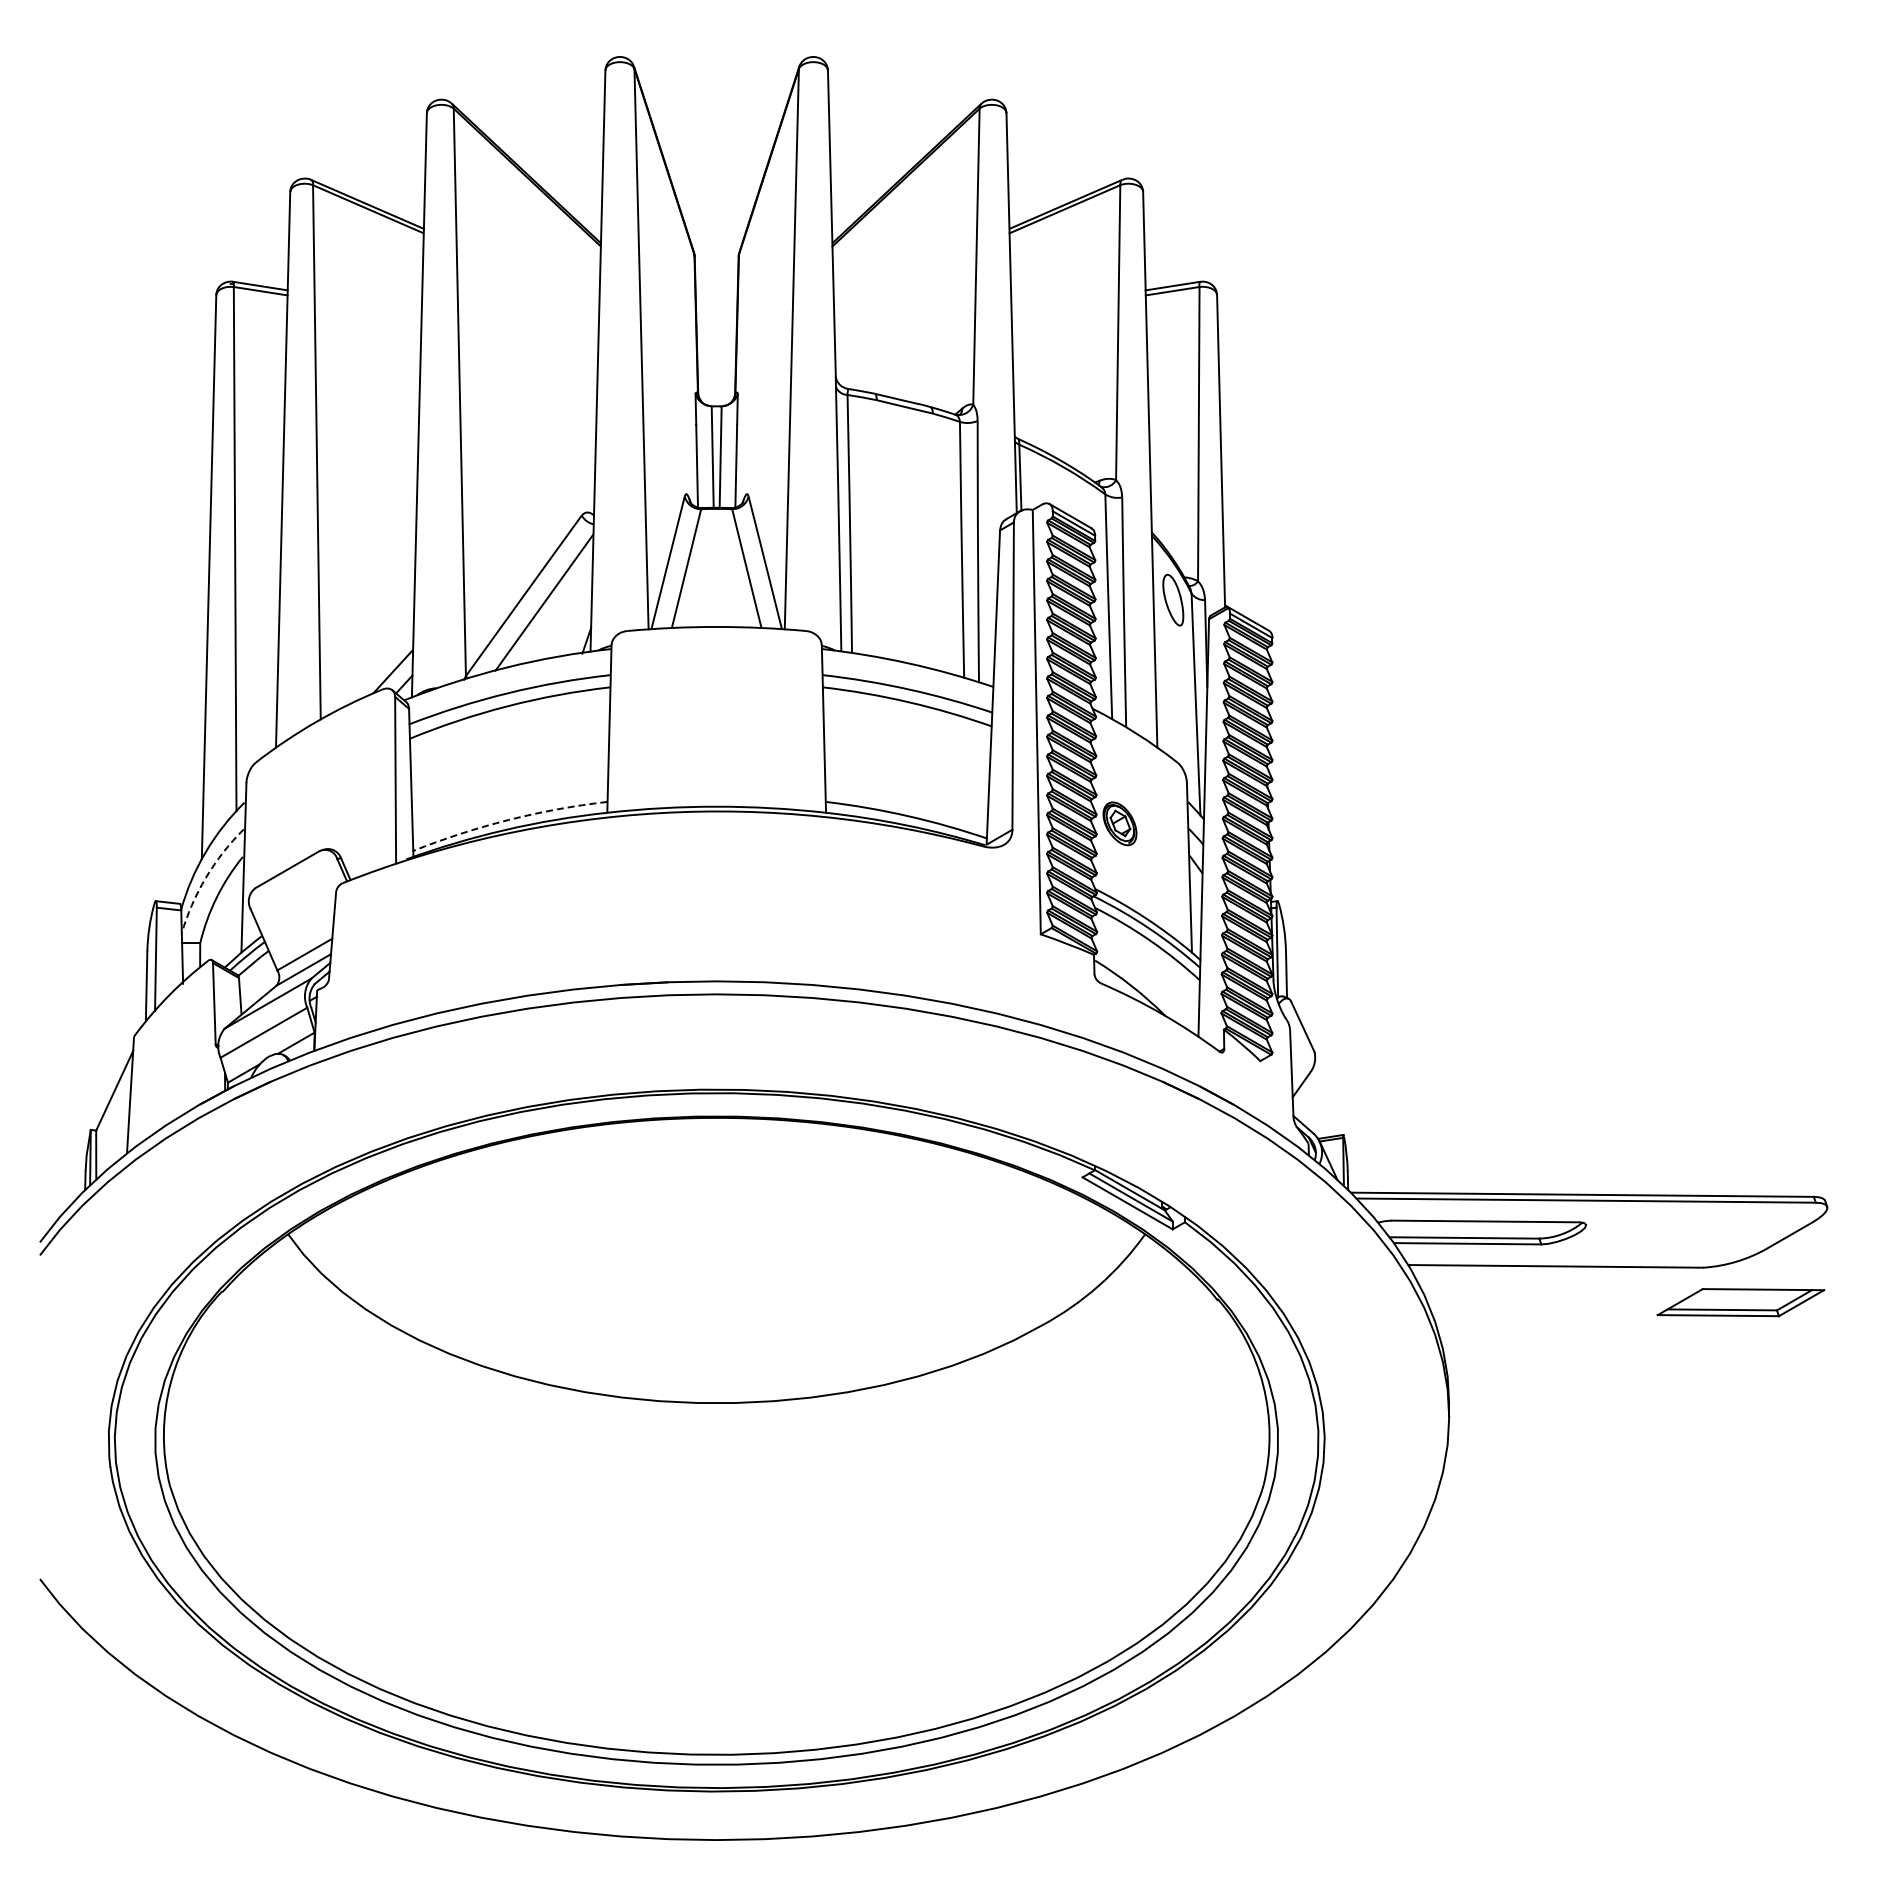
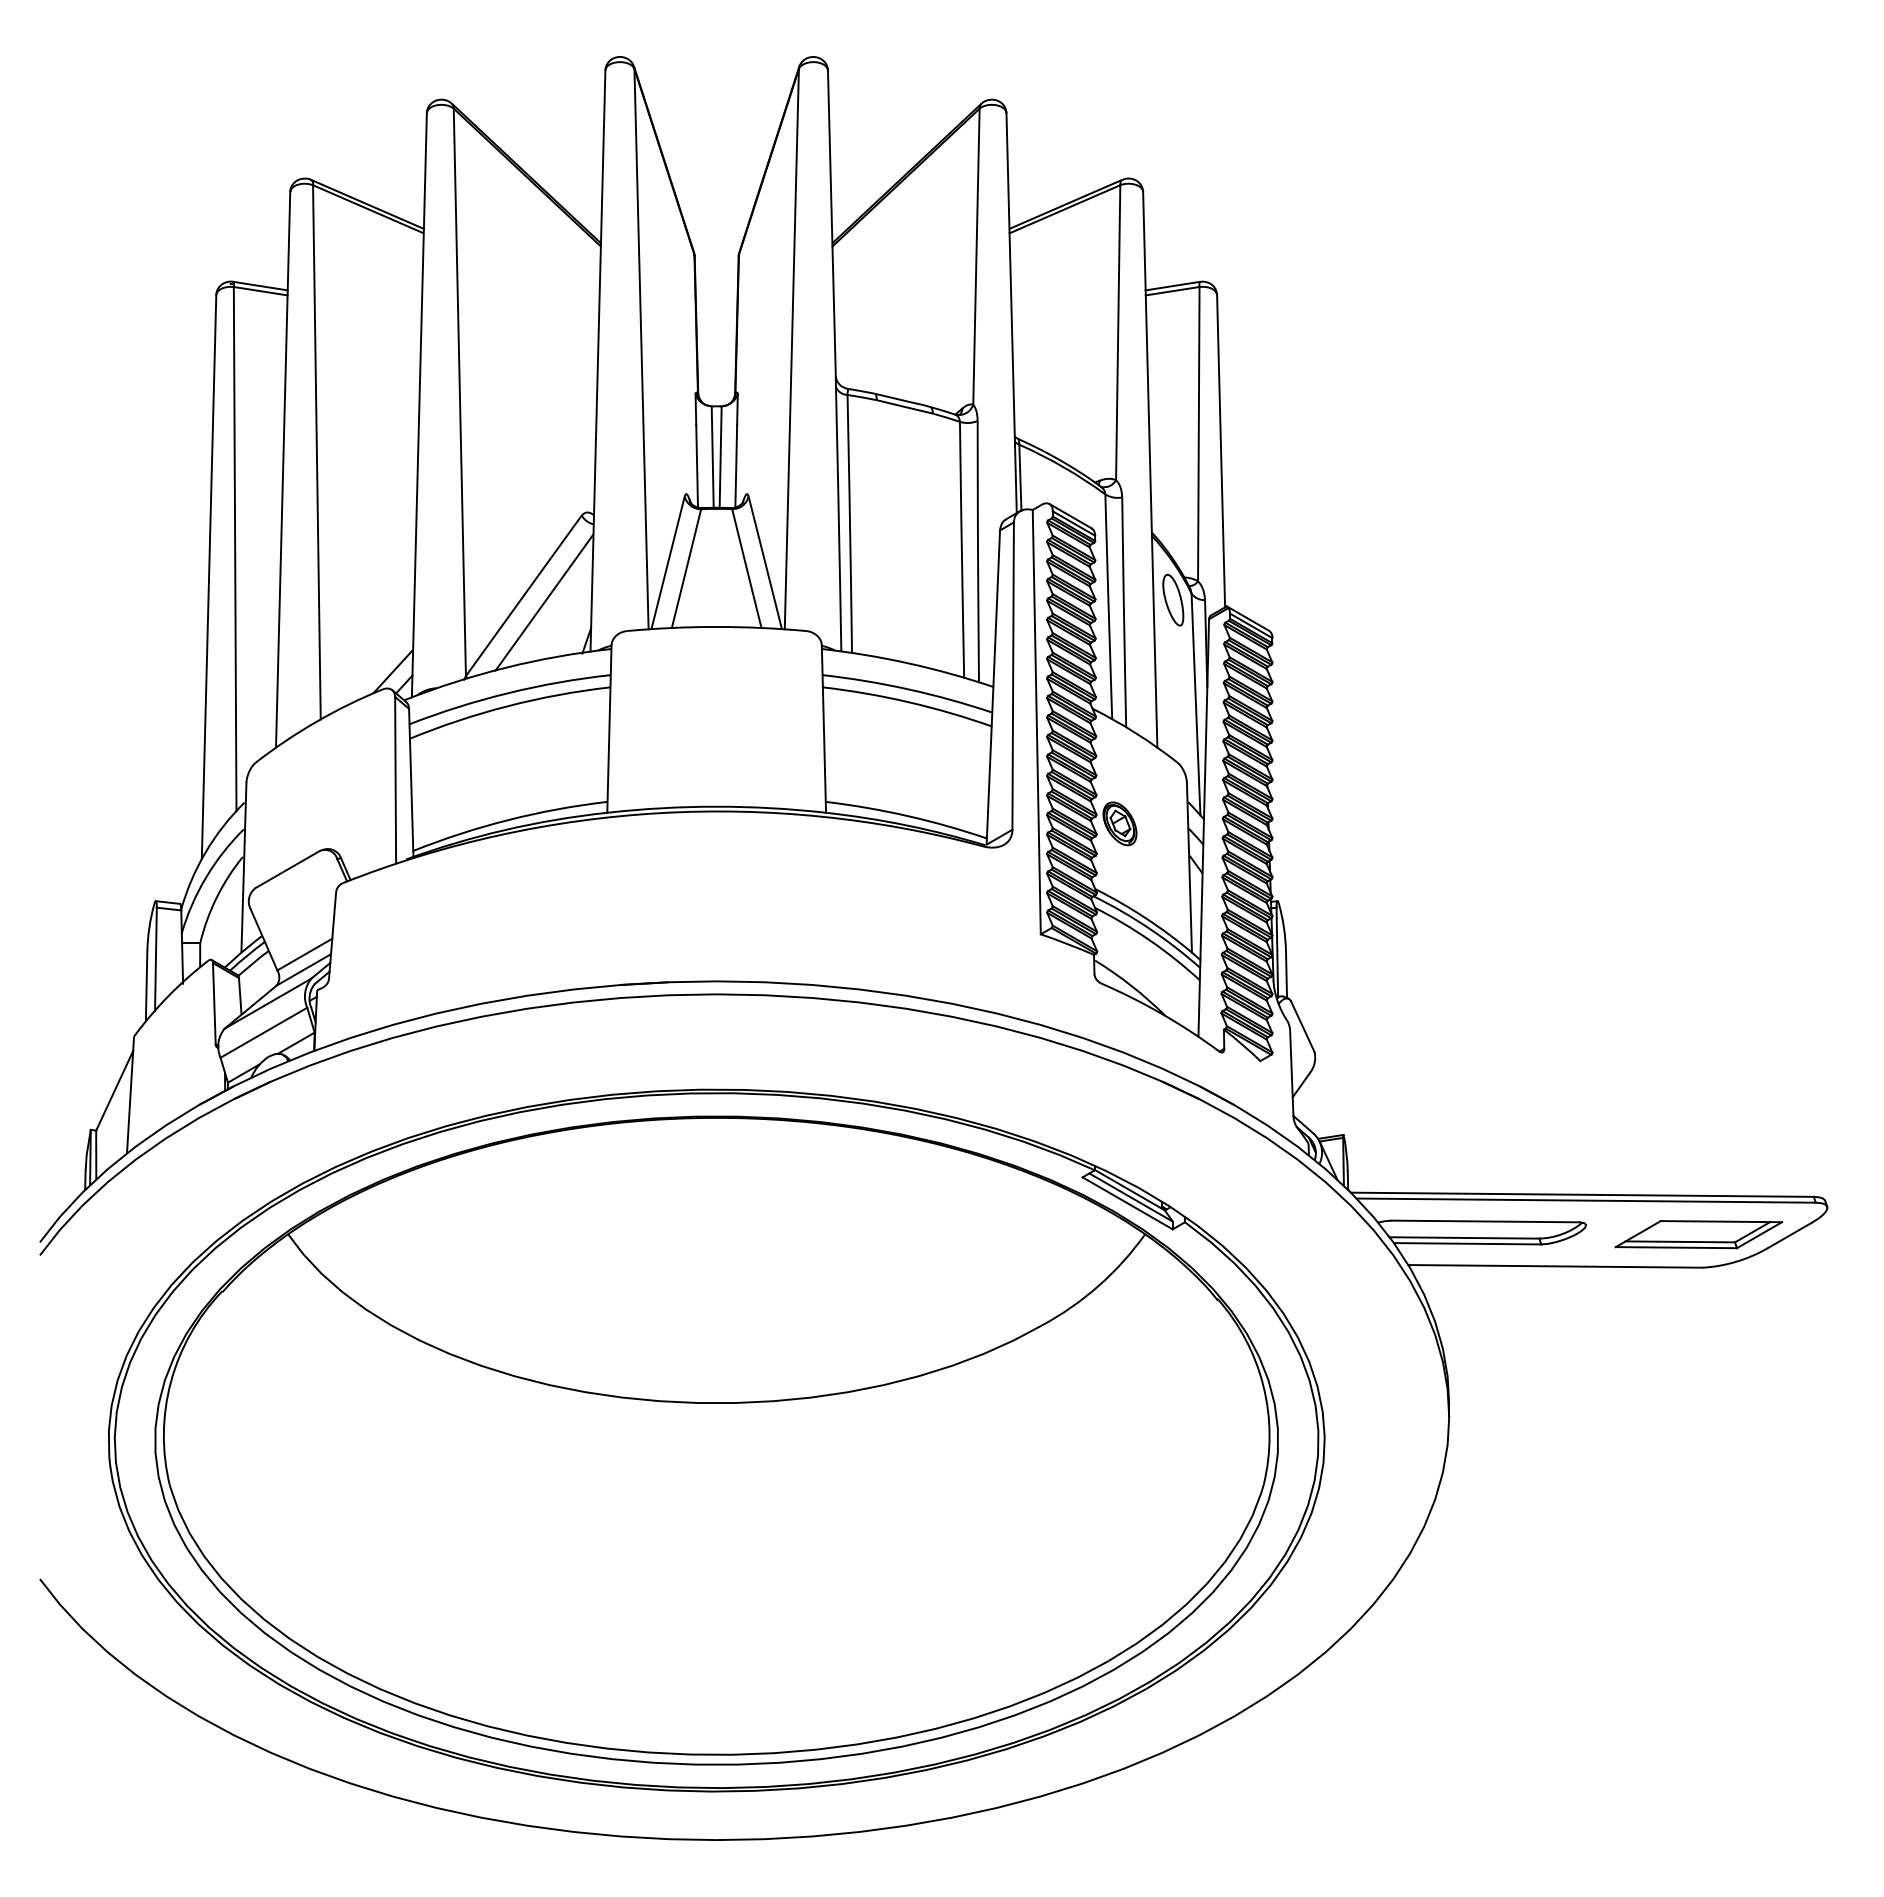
arc: dashed -> solid (508, 820)
arc: dashed -> solid (206, 877)
part position: (1740, 1302) -> (1698, 1234) (1698, 1234)
